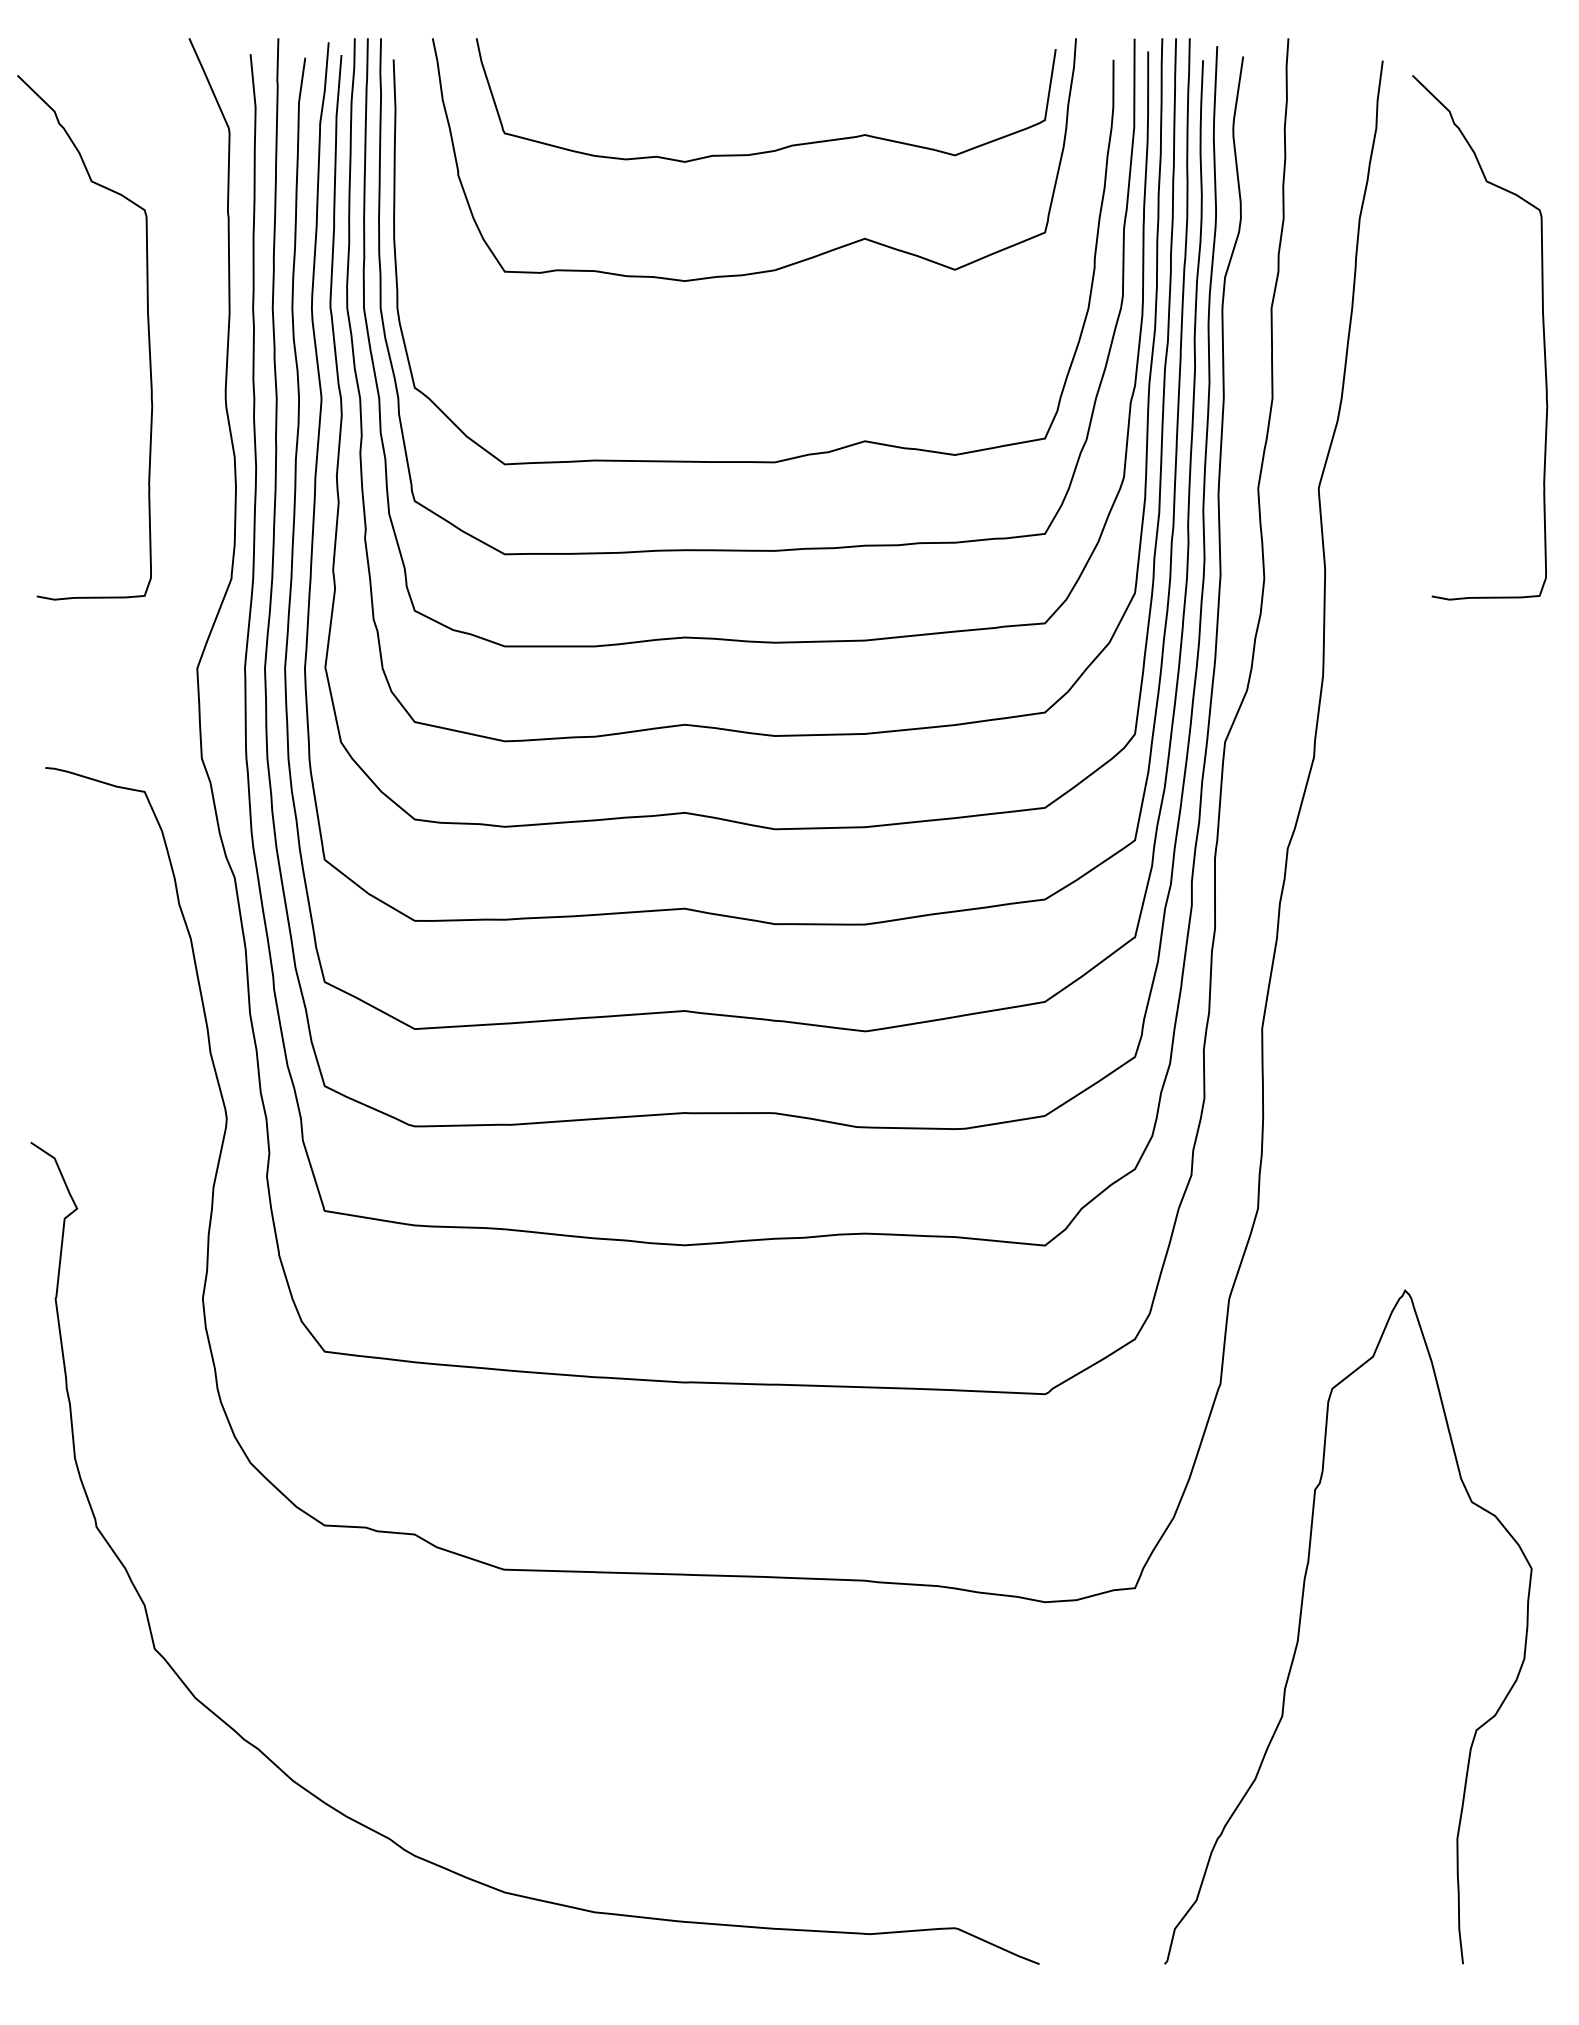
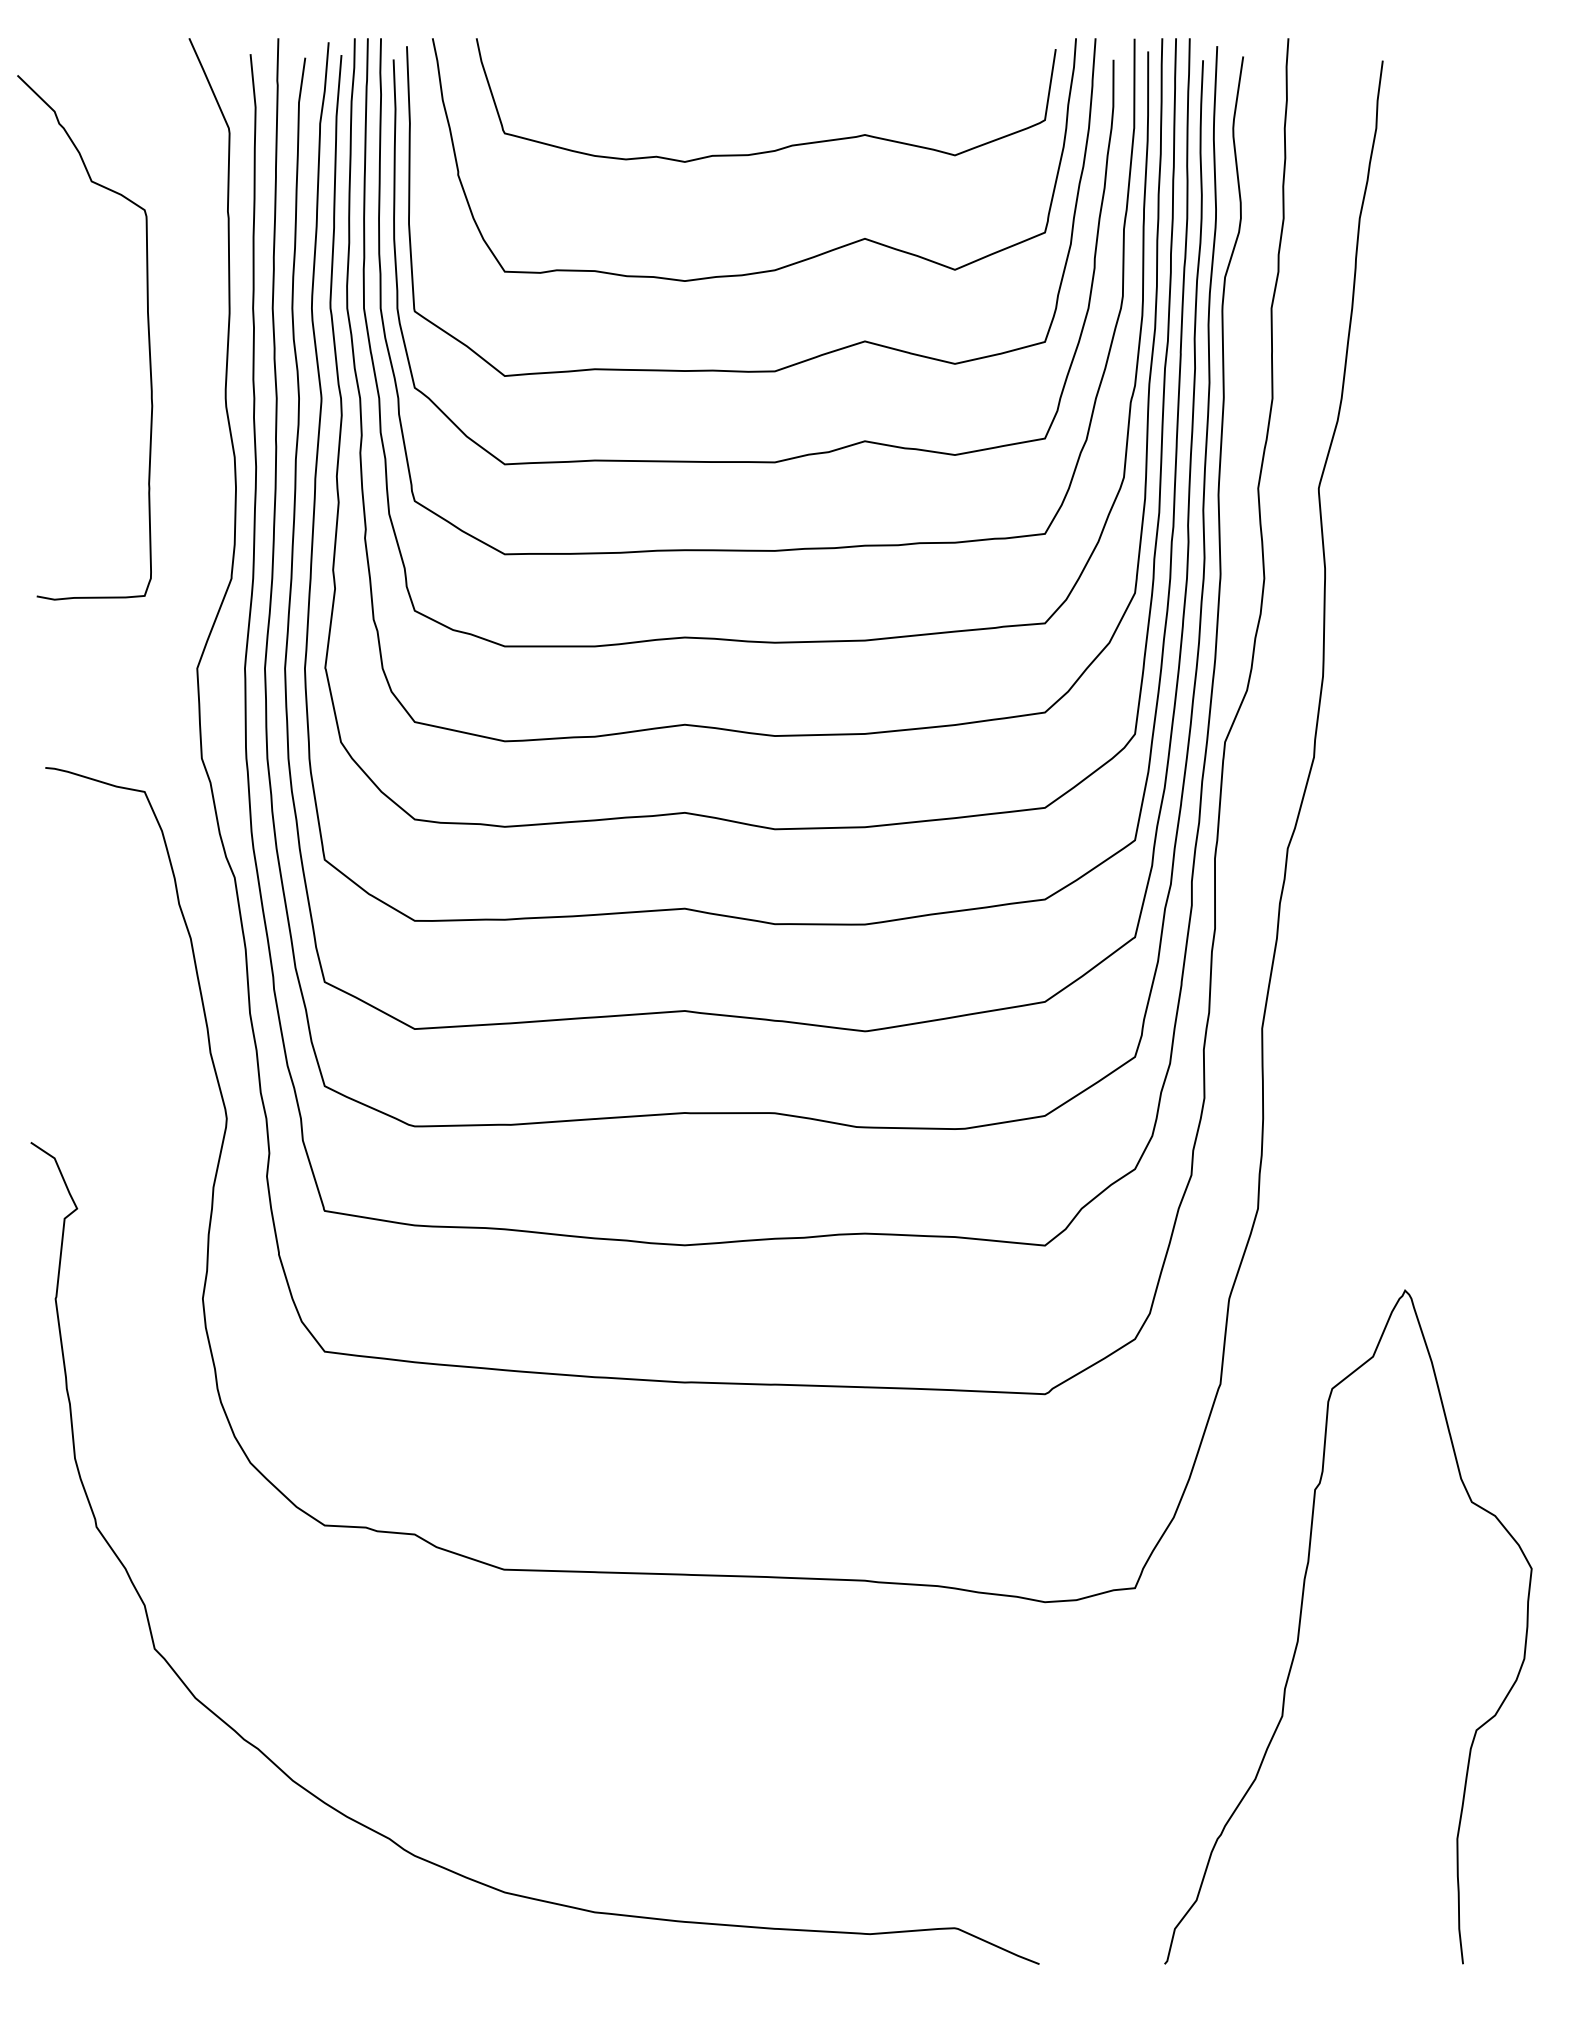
curve: present -> none (1542, 329)
curve: none -> present (802, 360)
